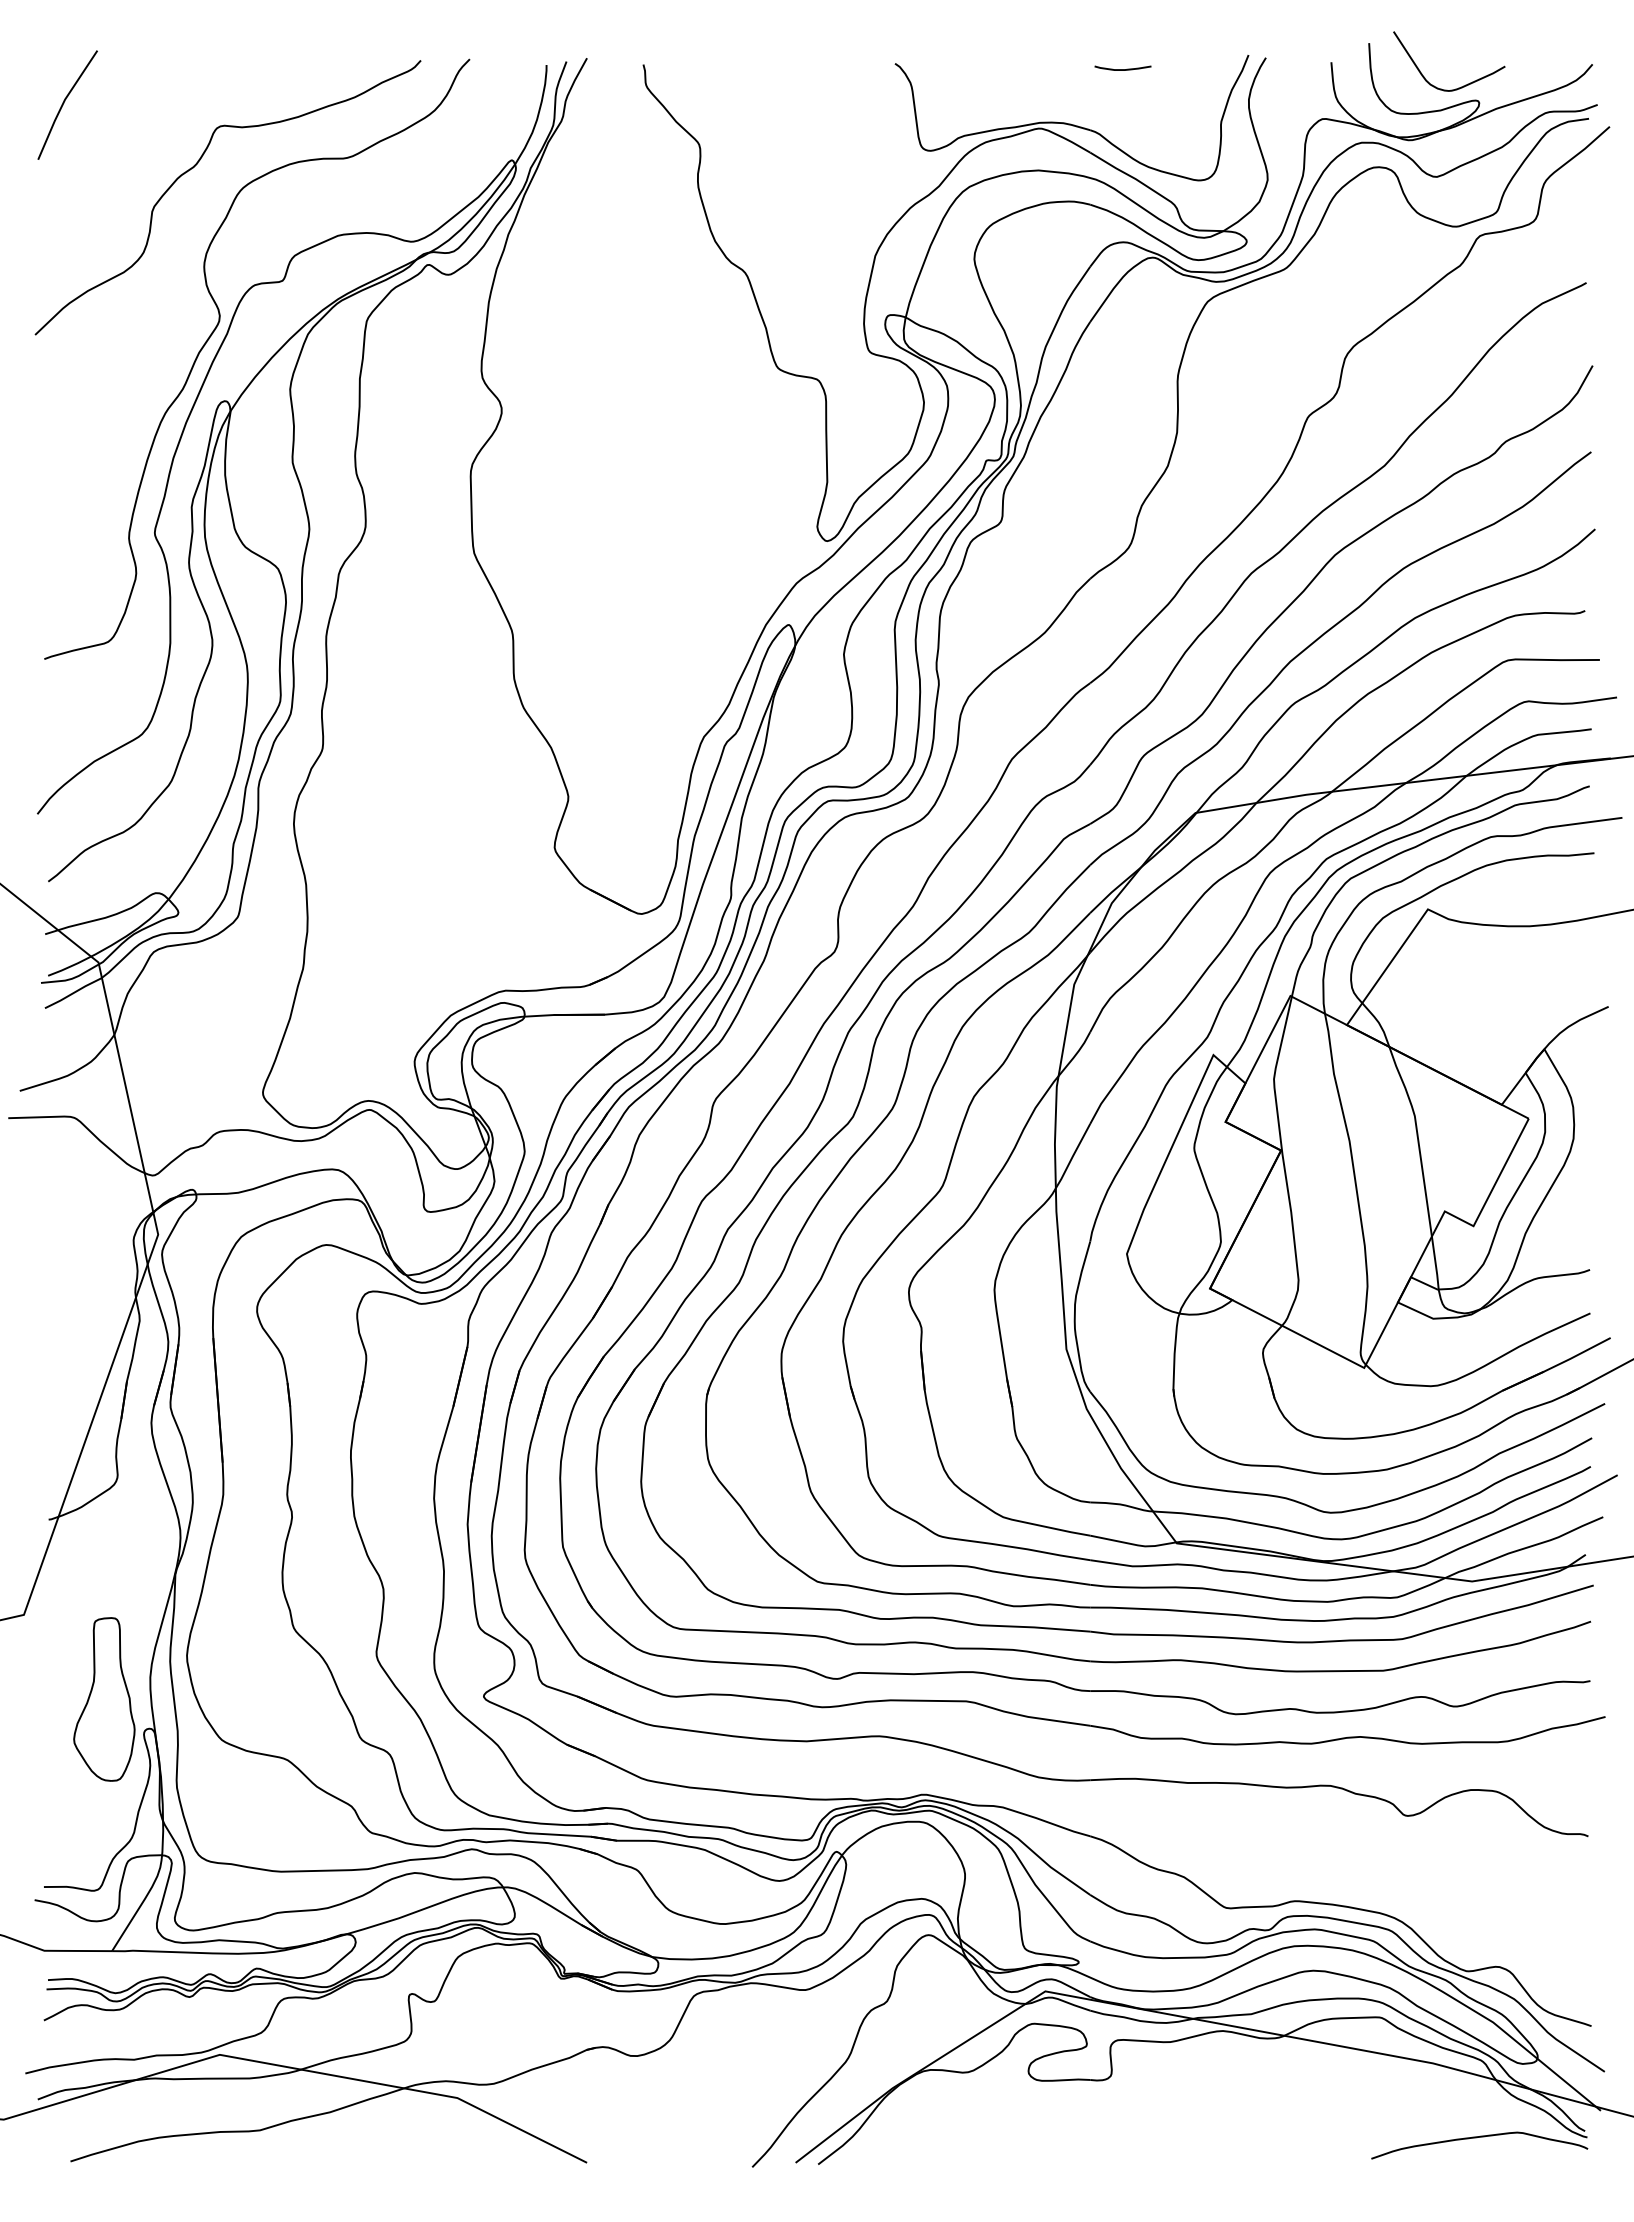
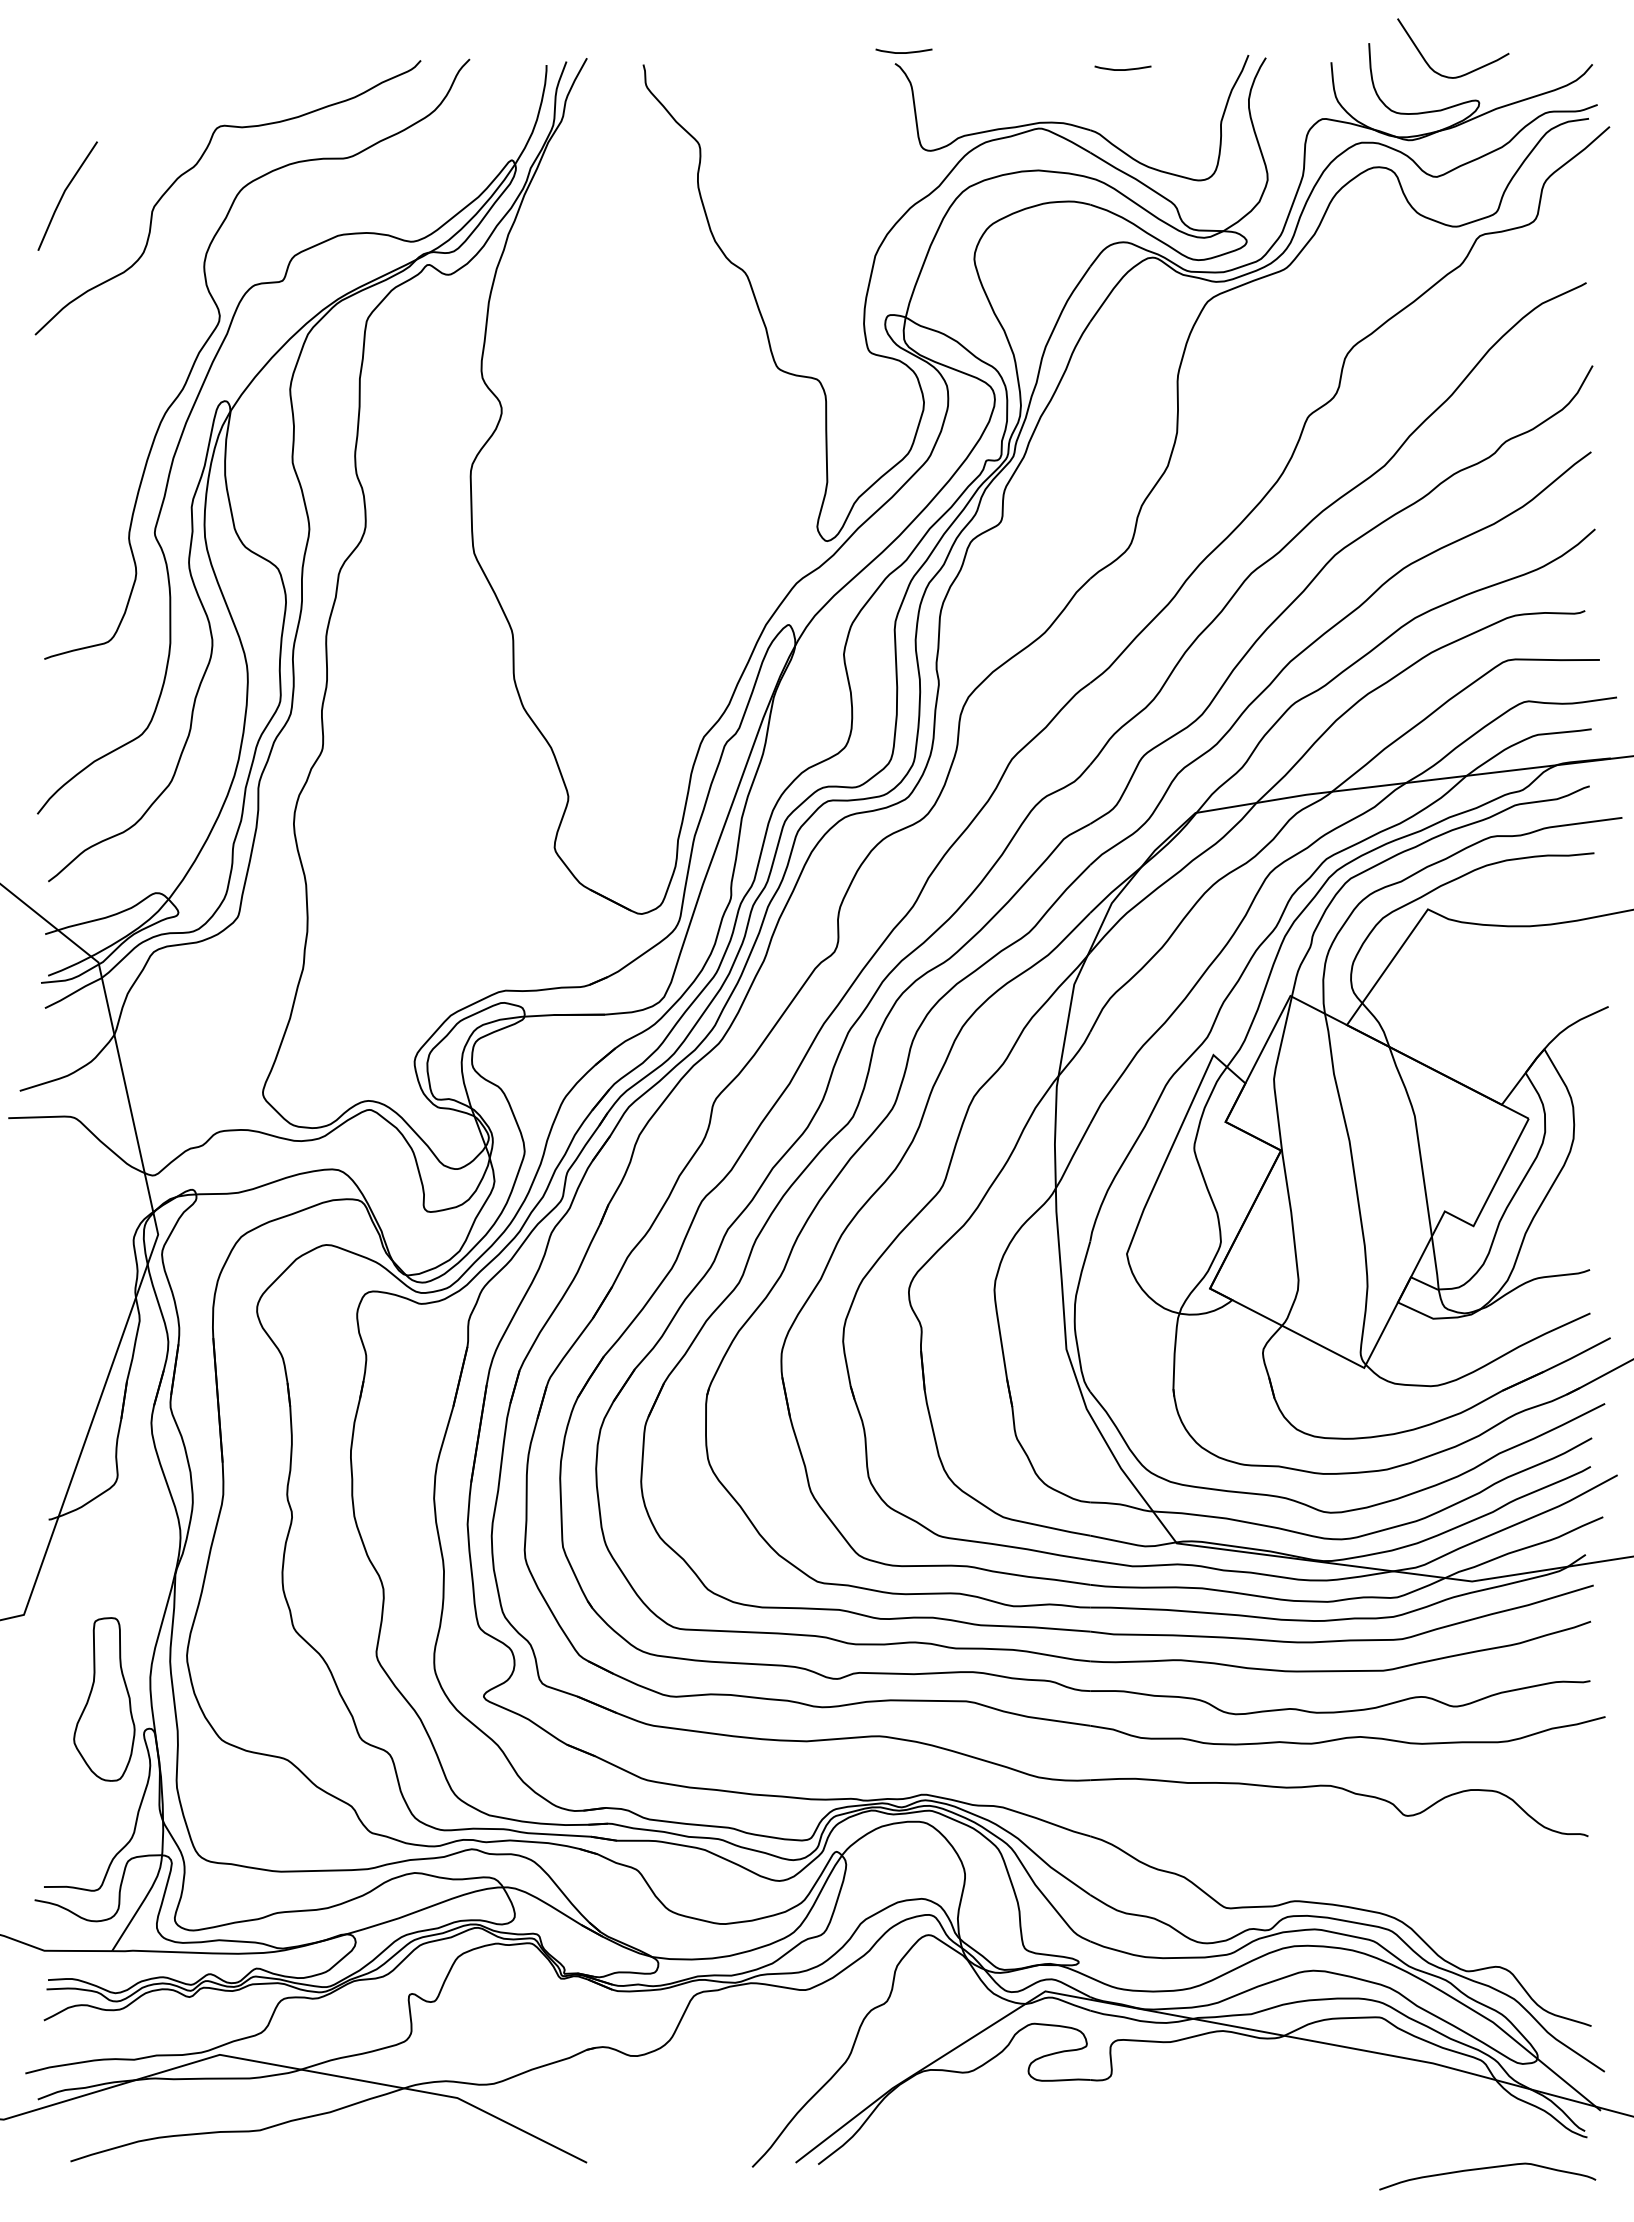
curve: none -> present (903, 52)
curve position: (1458, 87) -> (1462, 74) (1462, 74)
line position: (64, 103) -> (64, 194) (64, 194)
curve position: (1476, 2138) -> (1484, 2169) (1484, 2169)
